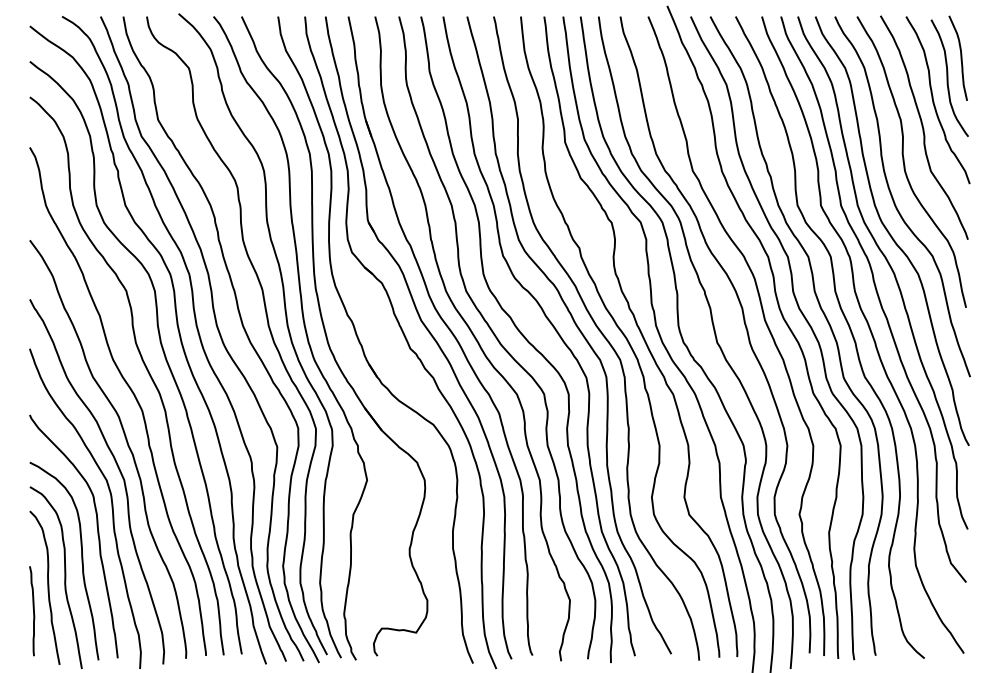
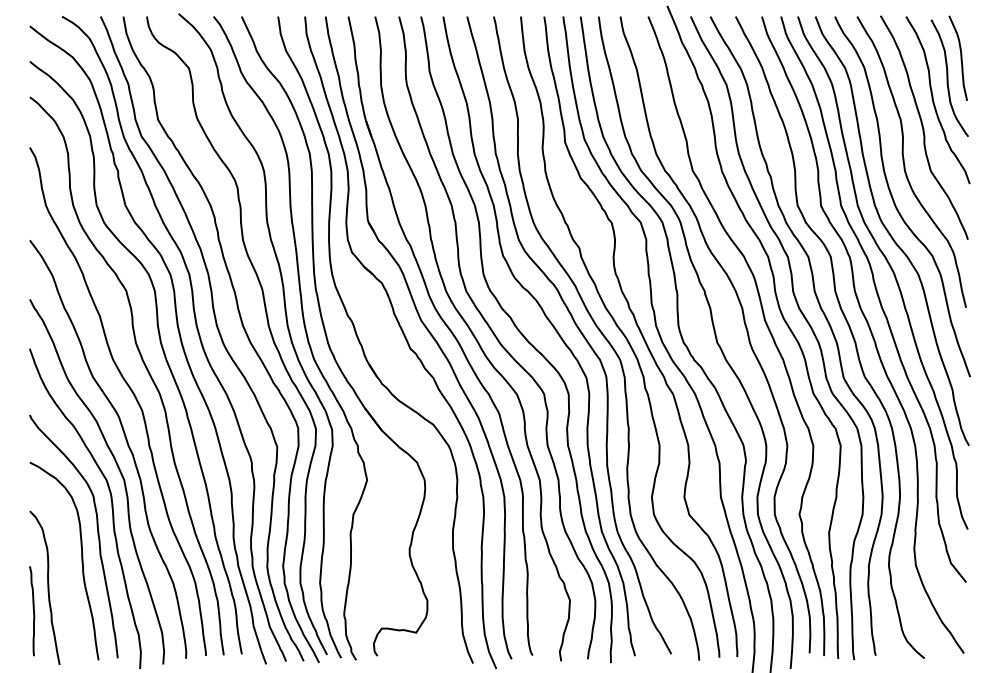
curve: present -> none (64, 577)
